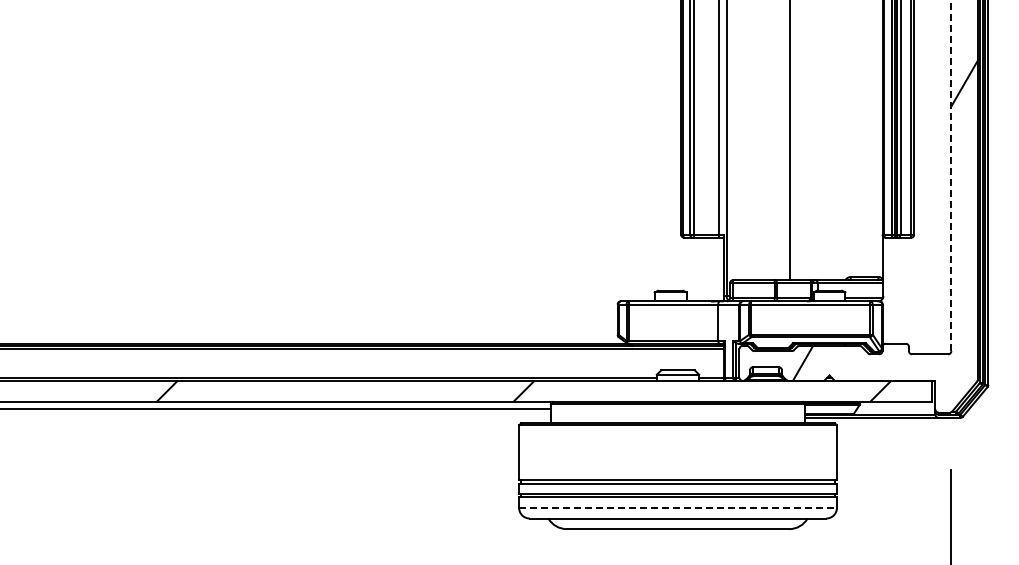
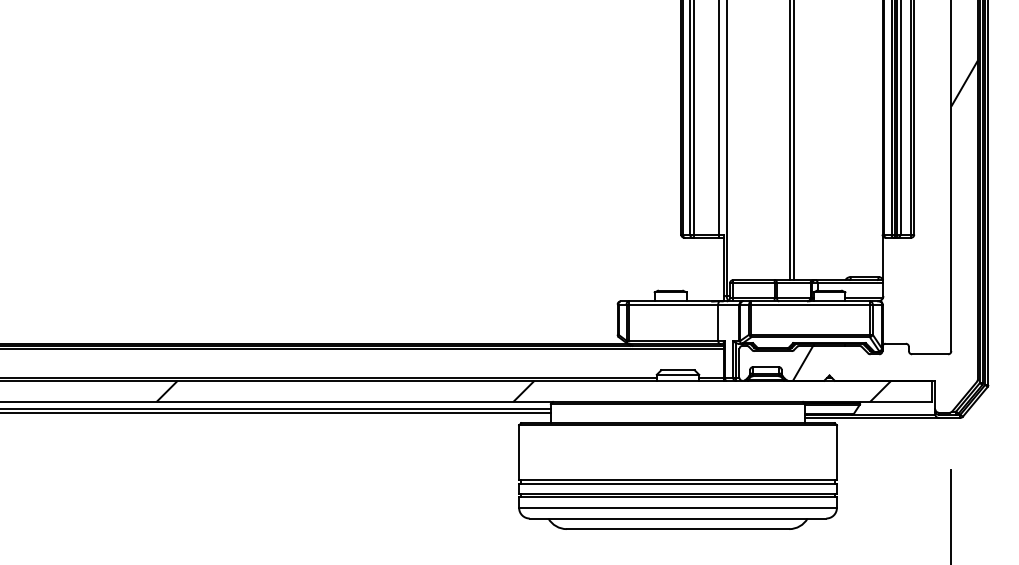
line: none -> present (794, 141)
line: dashed -> solid (951, 176)
line: none -> present (276, 412)
line: dashed -> solid (678, 507)
